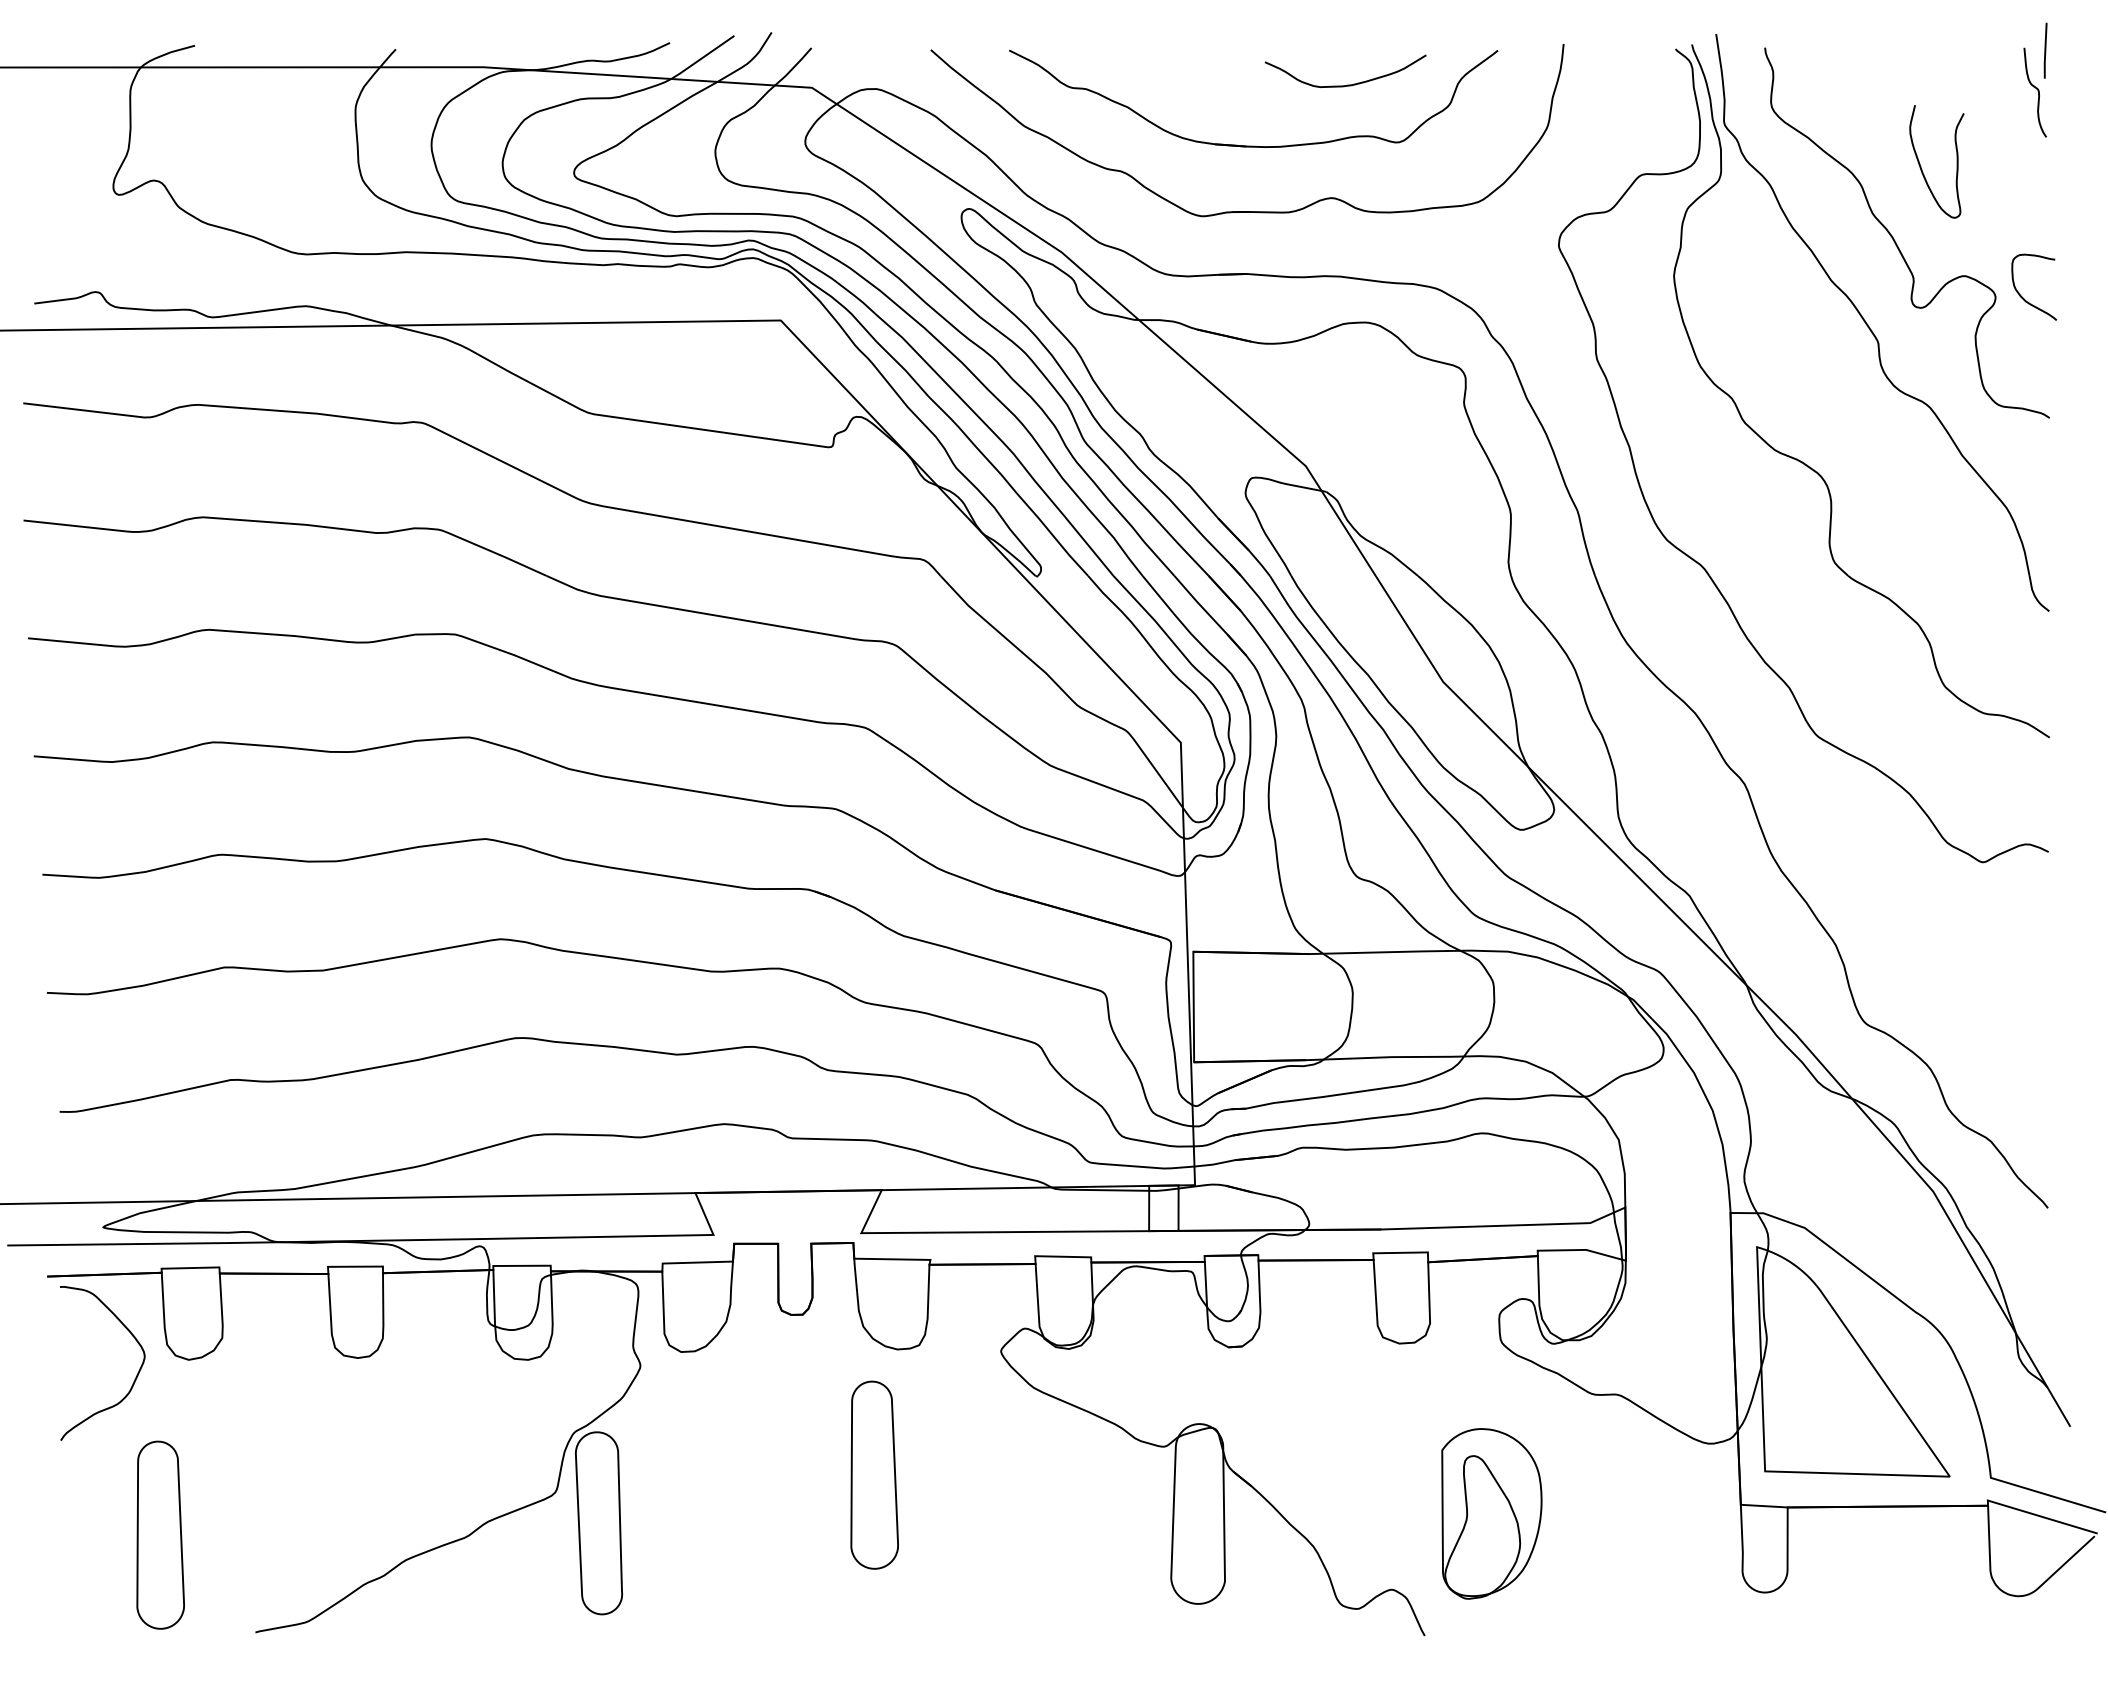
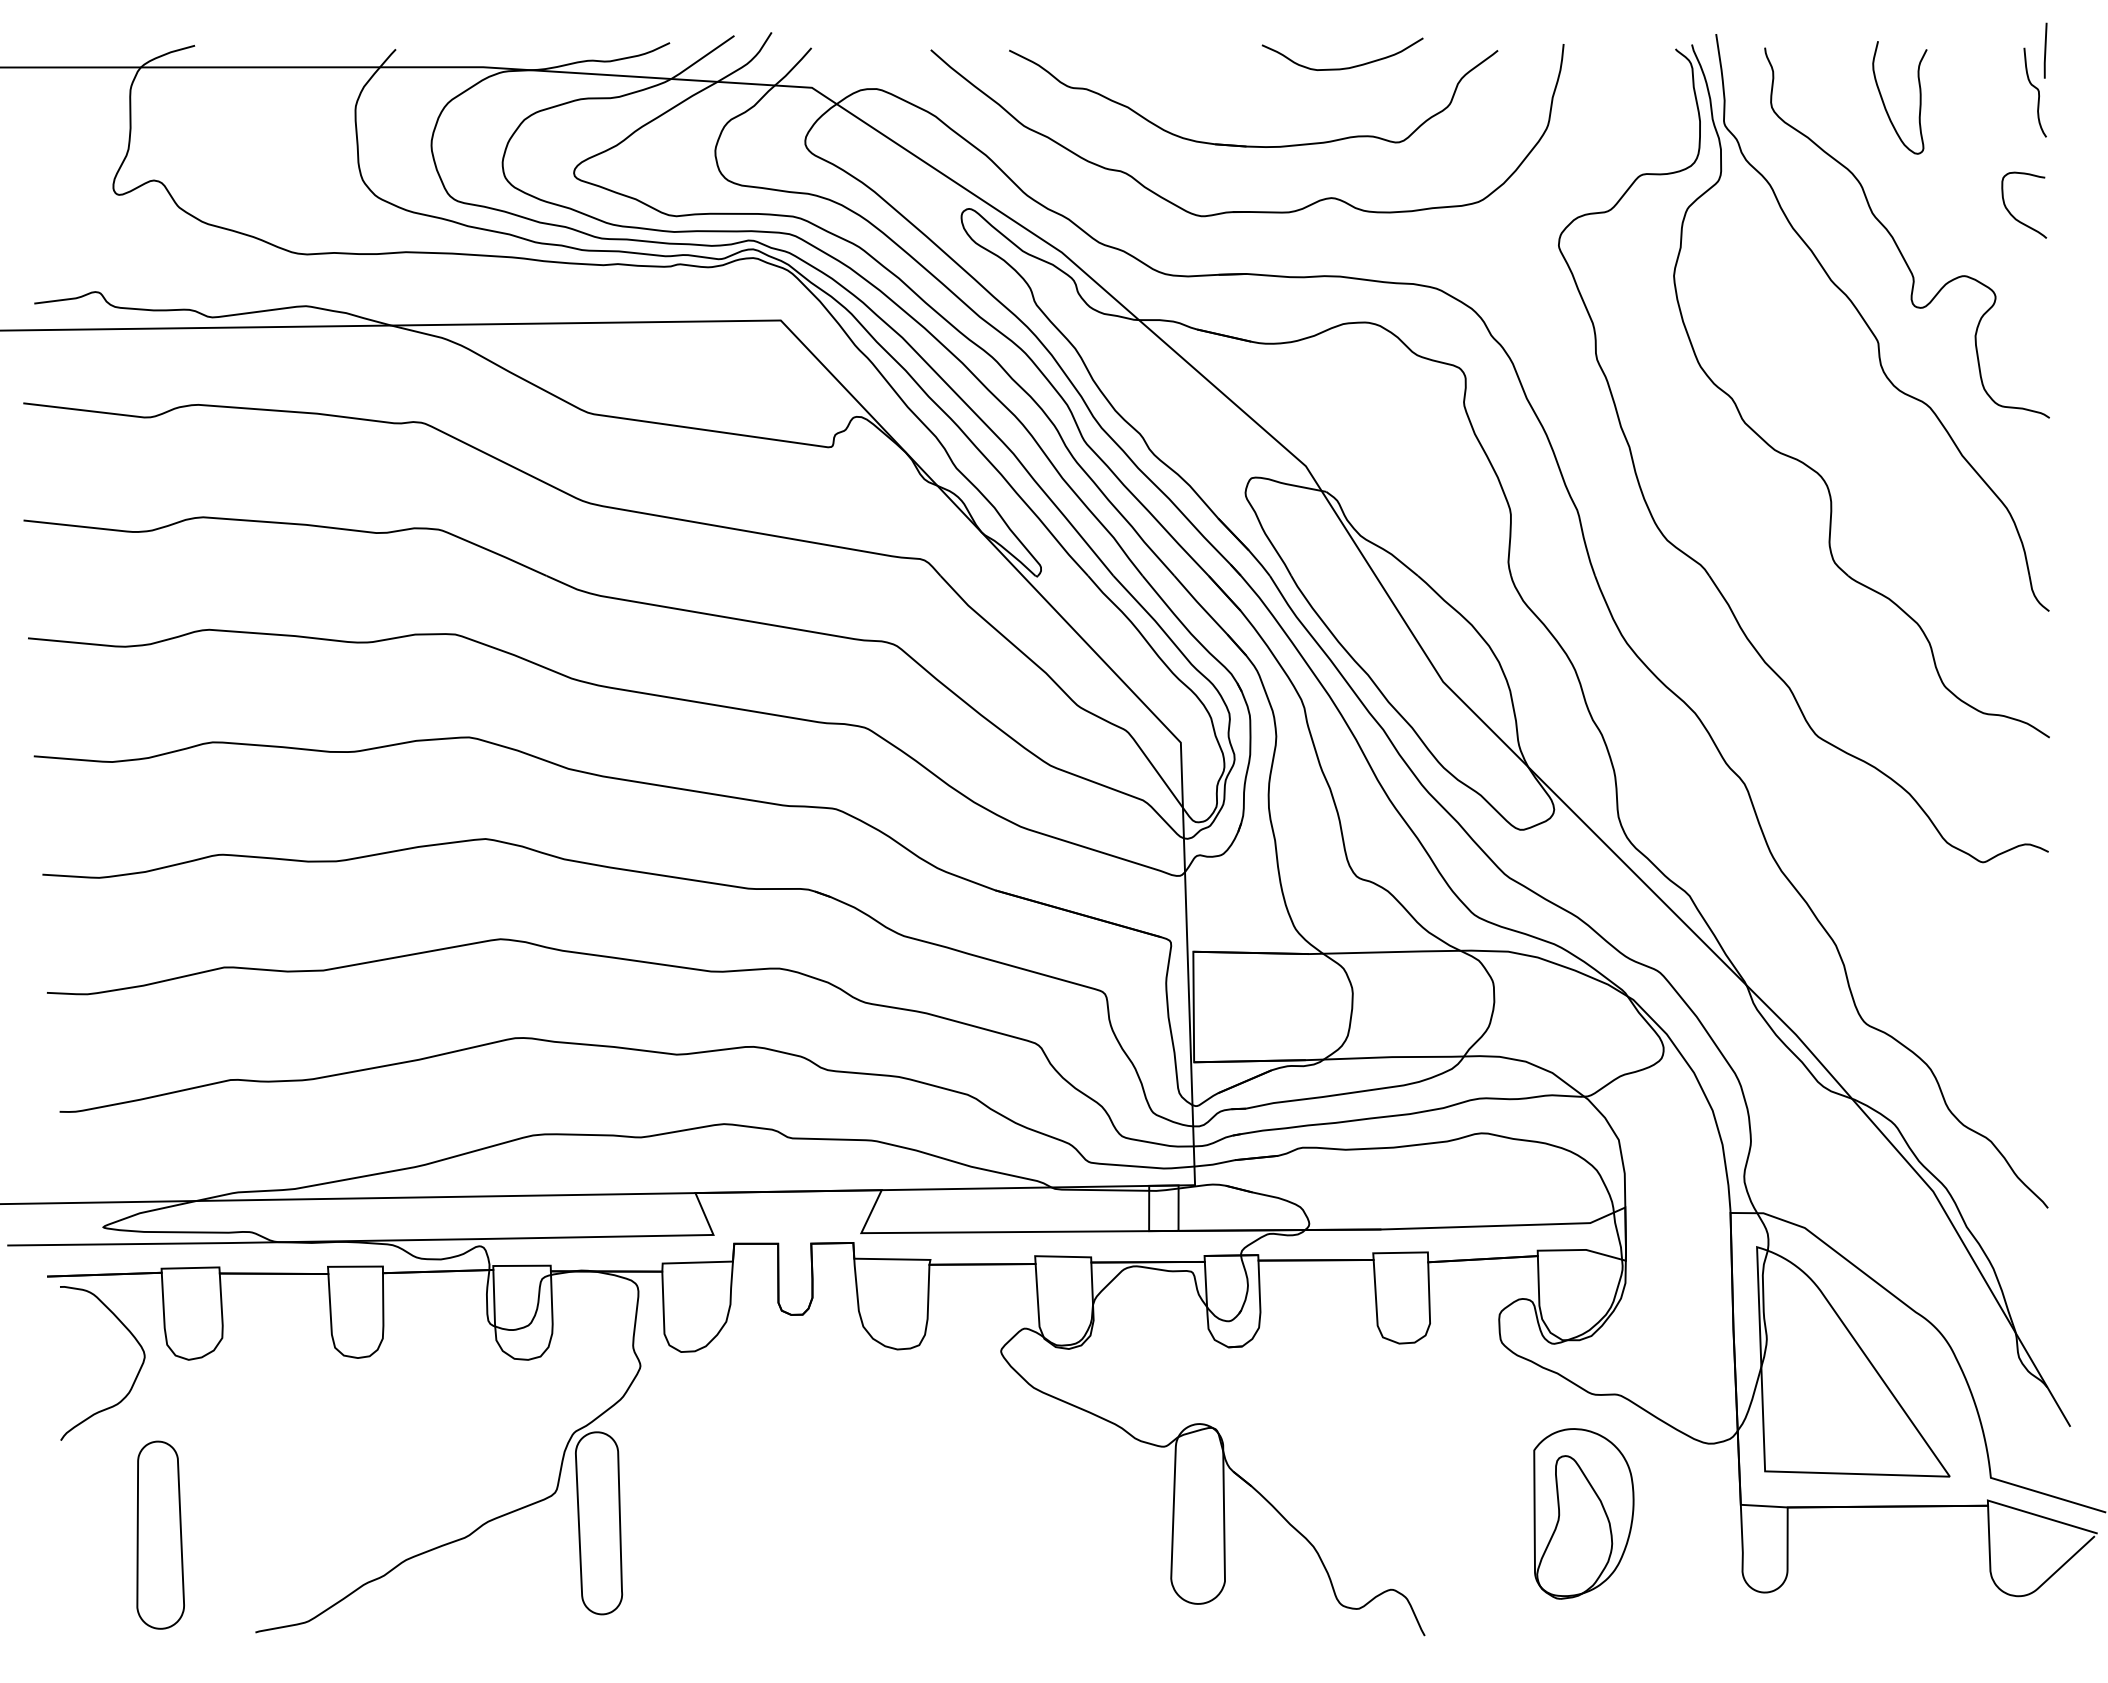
curve position: (1347, 84) -> (1344, 67) (1344, 67)
curve position: (1921, 166) -> (1884, 102) (1884, 102)
curve position: (2023, 297) -> (2013, 215) (2013, 215)
part: present -> none (874, 1474)
part position: (1491, 1513) -> (1583, 1513) (1583, 1513)
